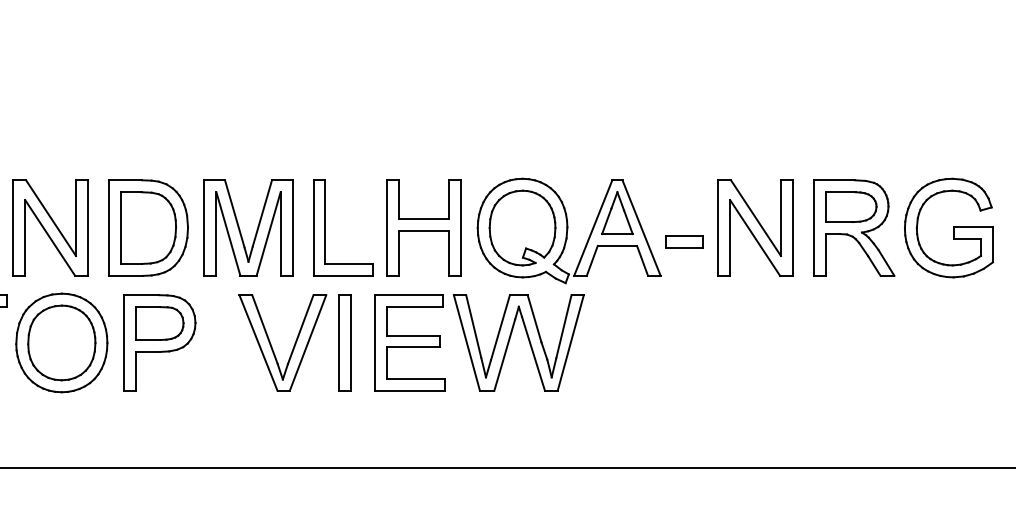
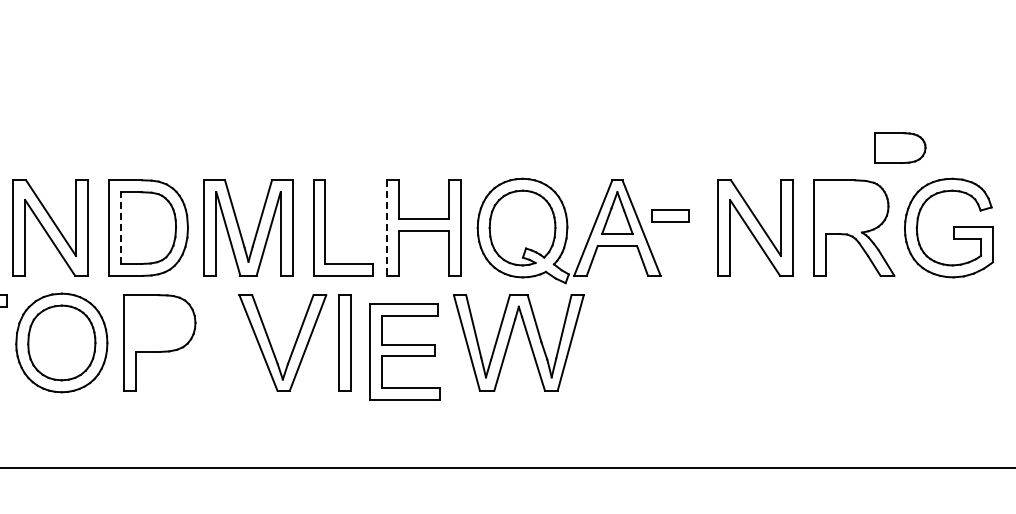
part position: (851, 206) -> (900, 147) (900, 147)
line: solid -> dashed (120, 228)
line: solid -> dashed (386, 228)
part position: (684, 241) -> (670, 215) (670, 215)
part: present -> none (159, 323)
part position: (409, 342) -> (404, 351) (404, 351)
